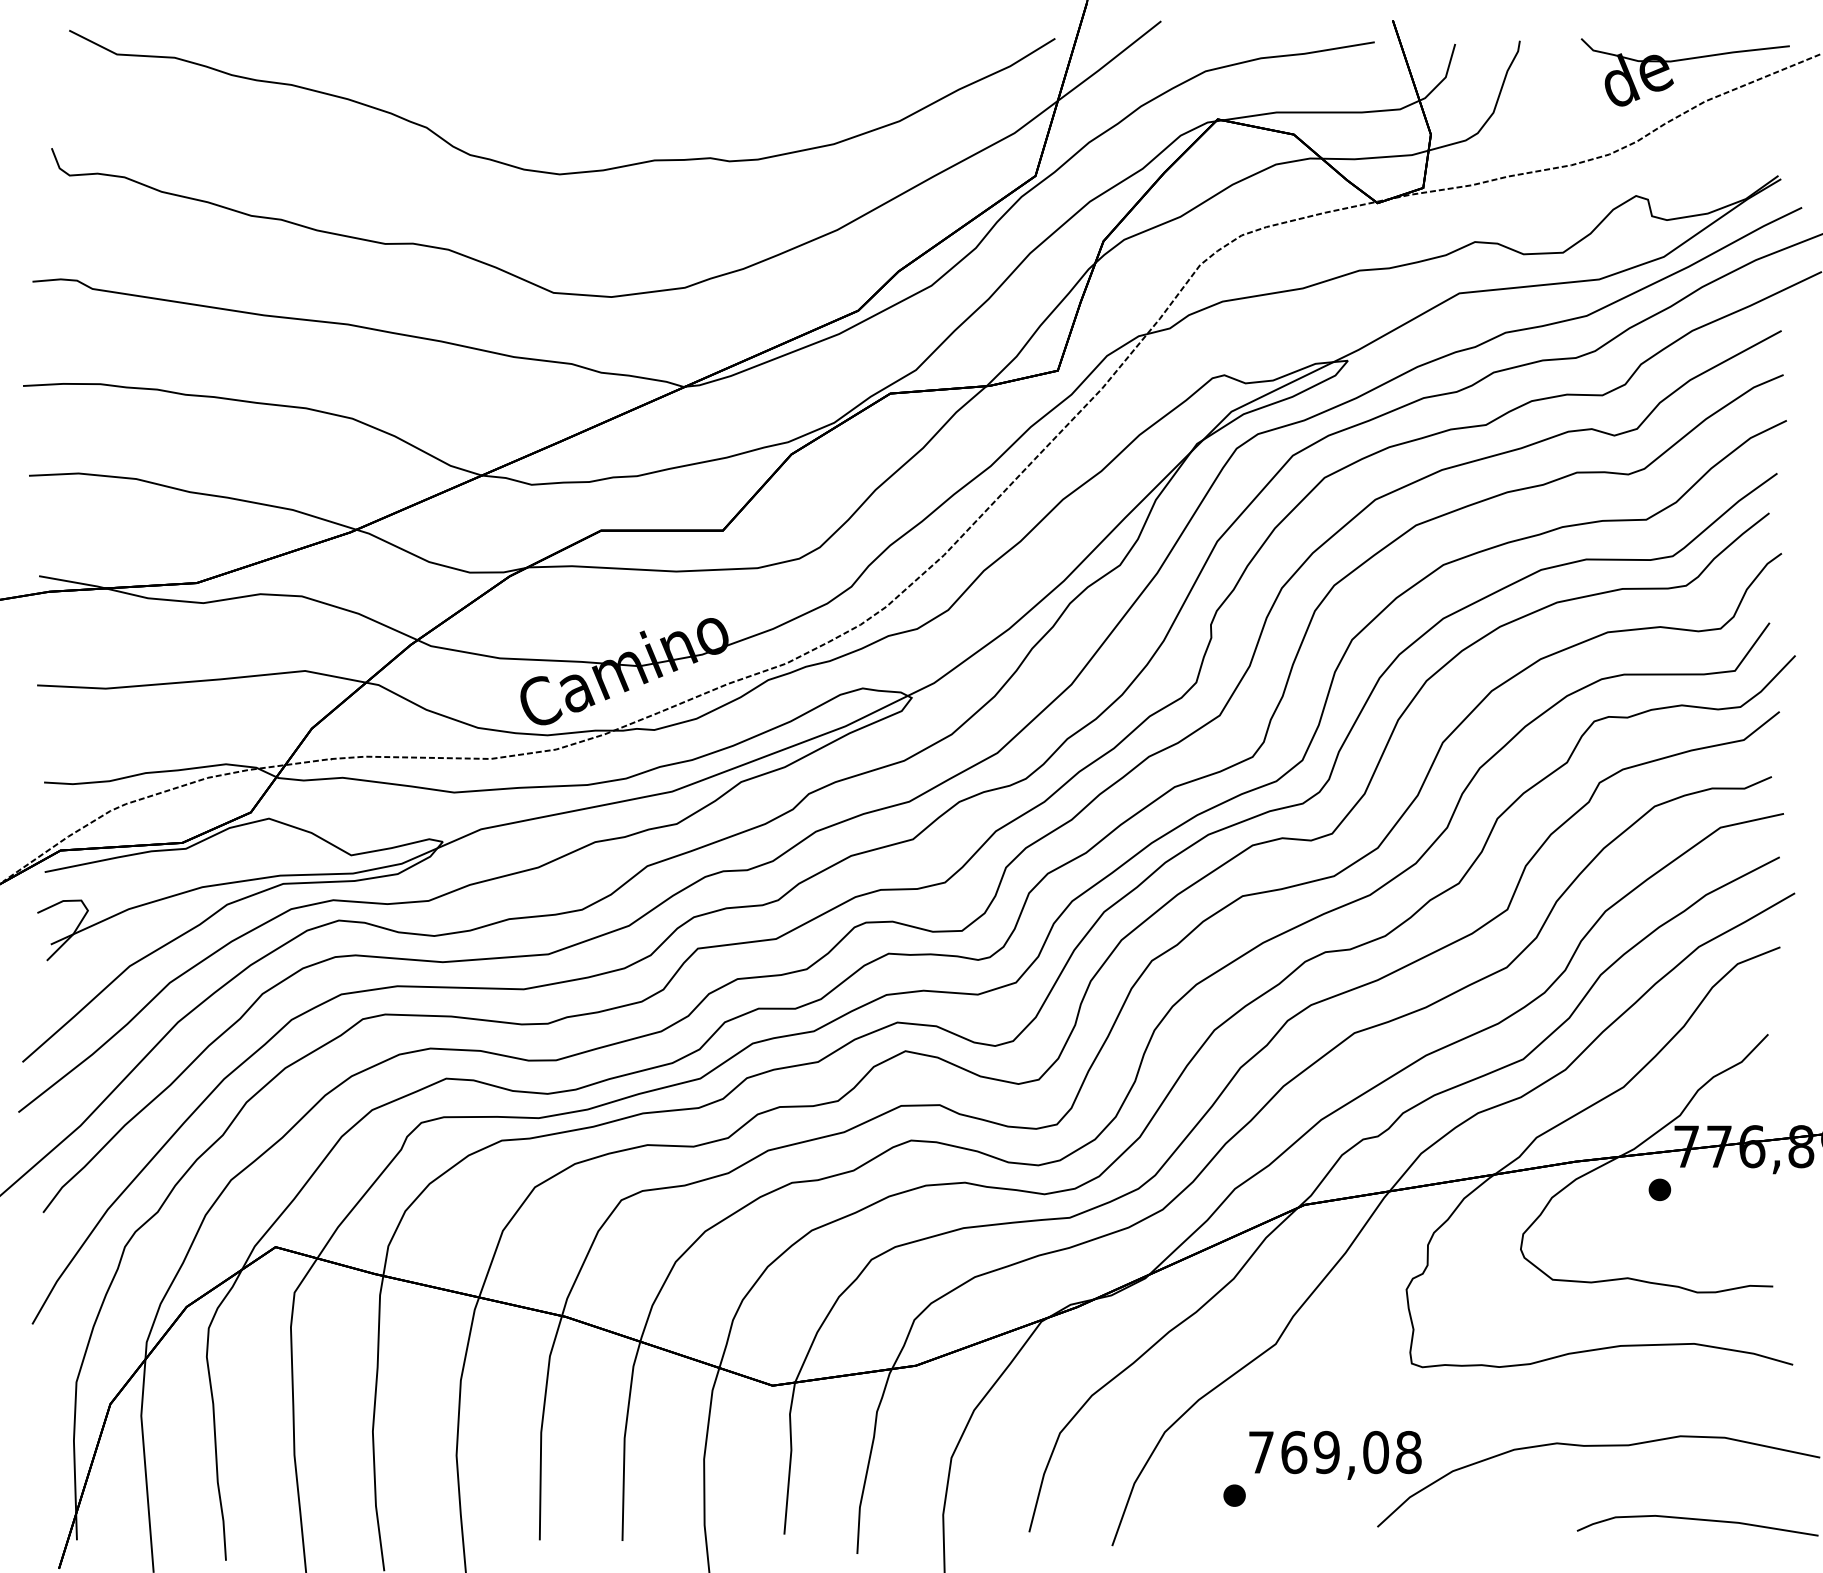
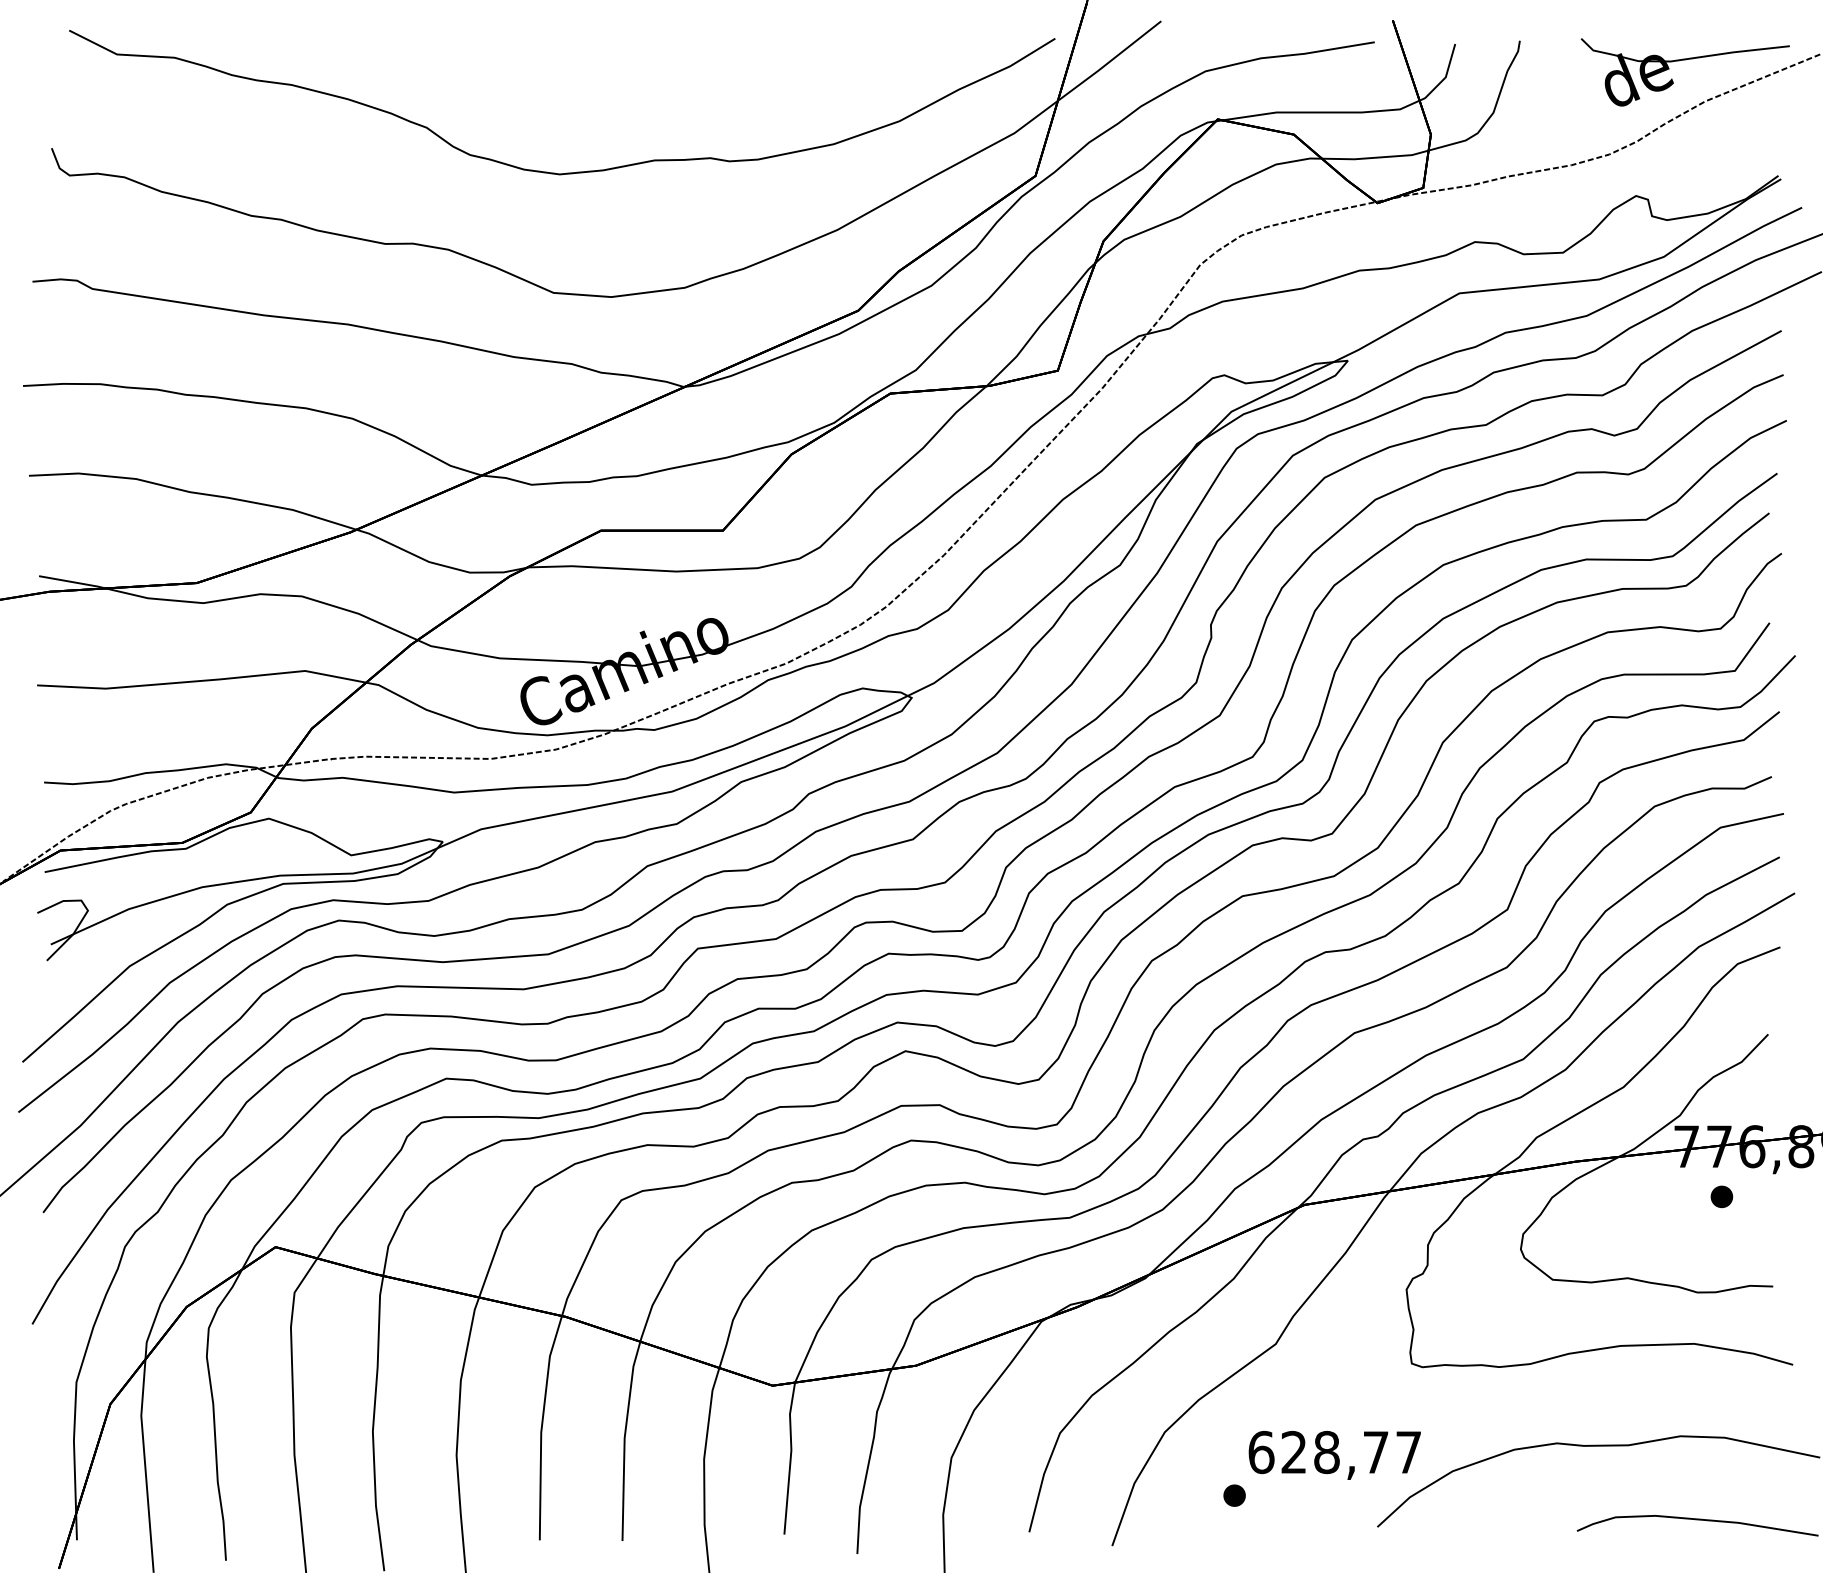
part position: (1659, 1189) -> (1721, 1196) (1721, 1196)
text: 769,08 -> 628,77 (1334, 1452)
